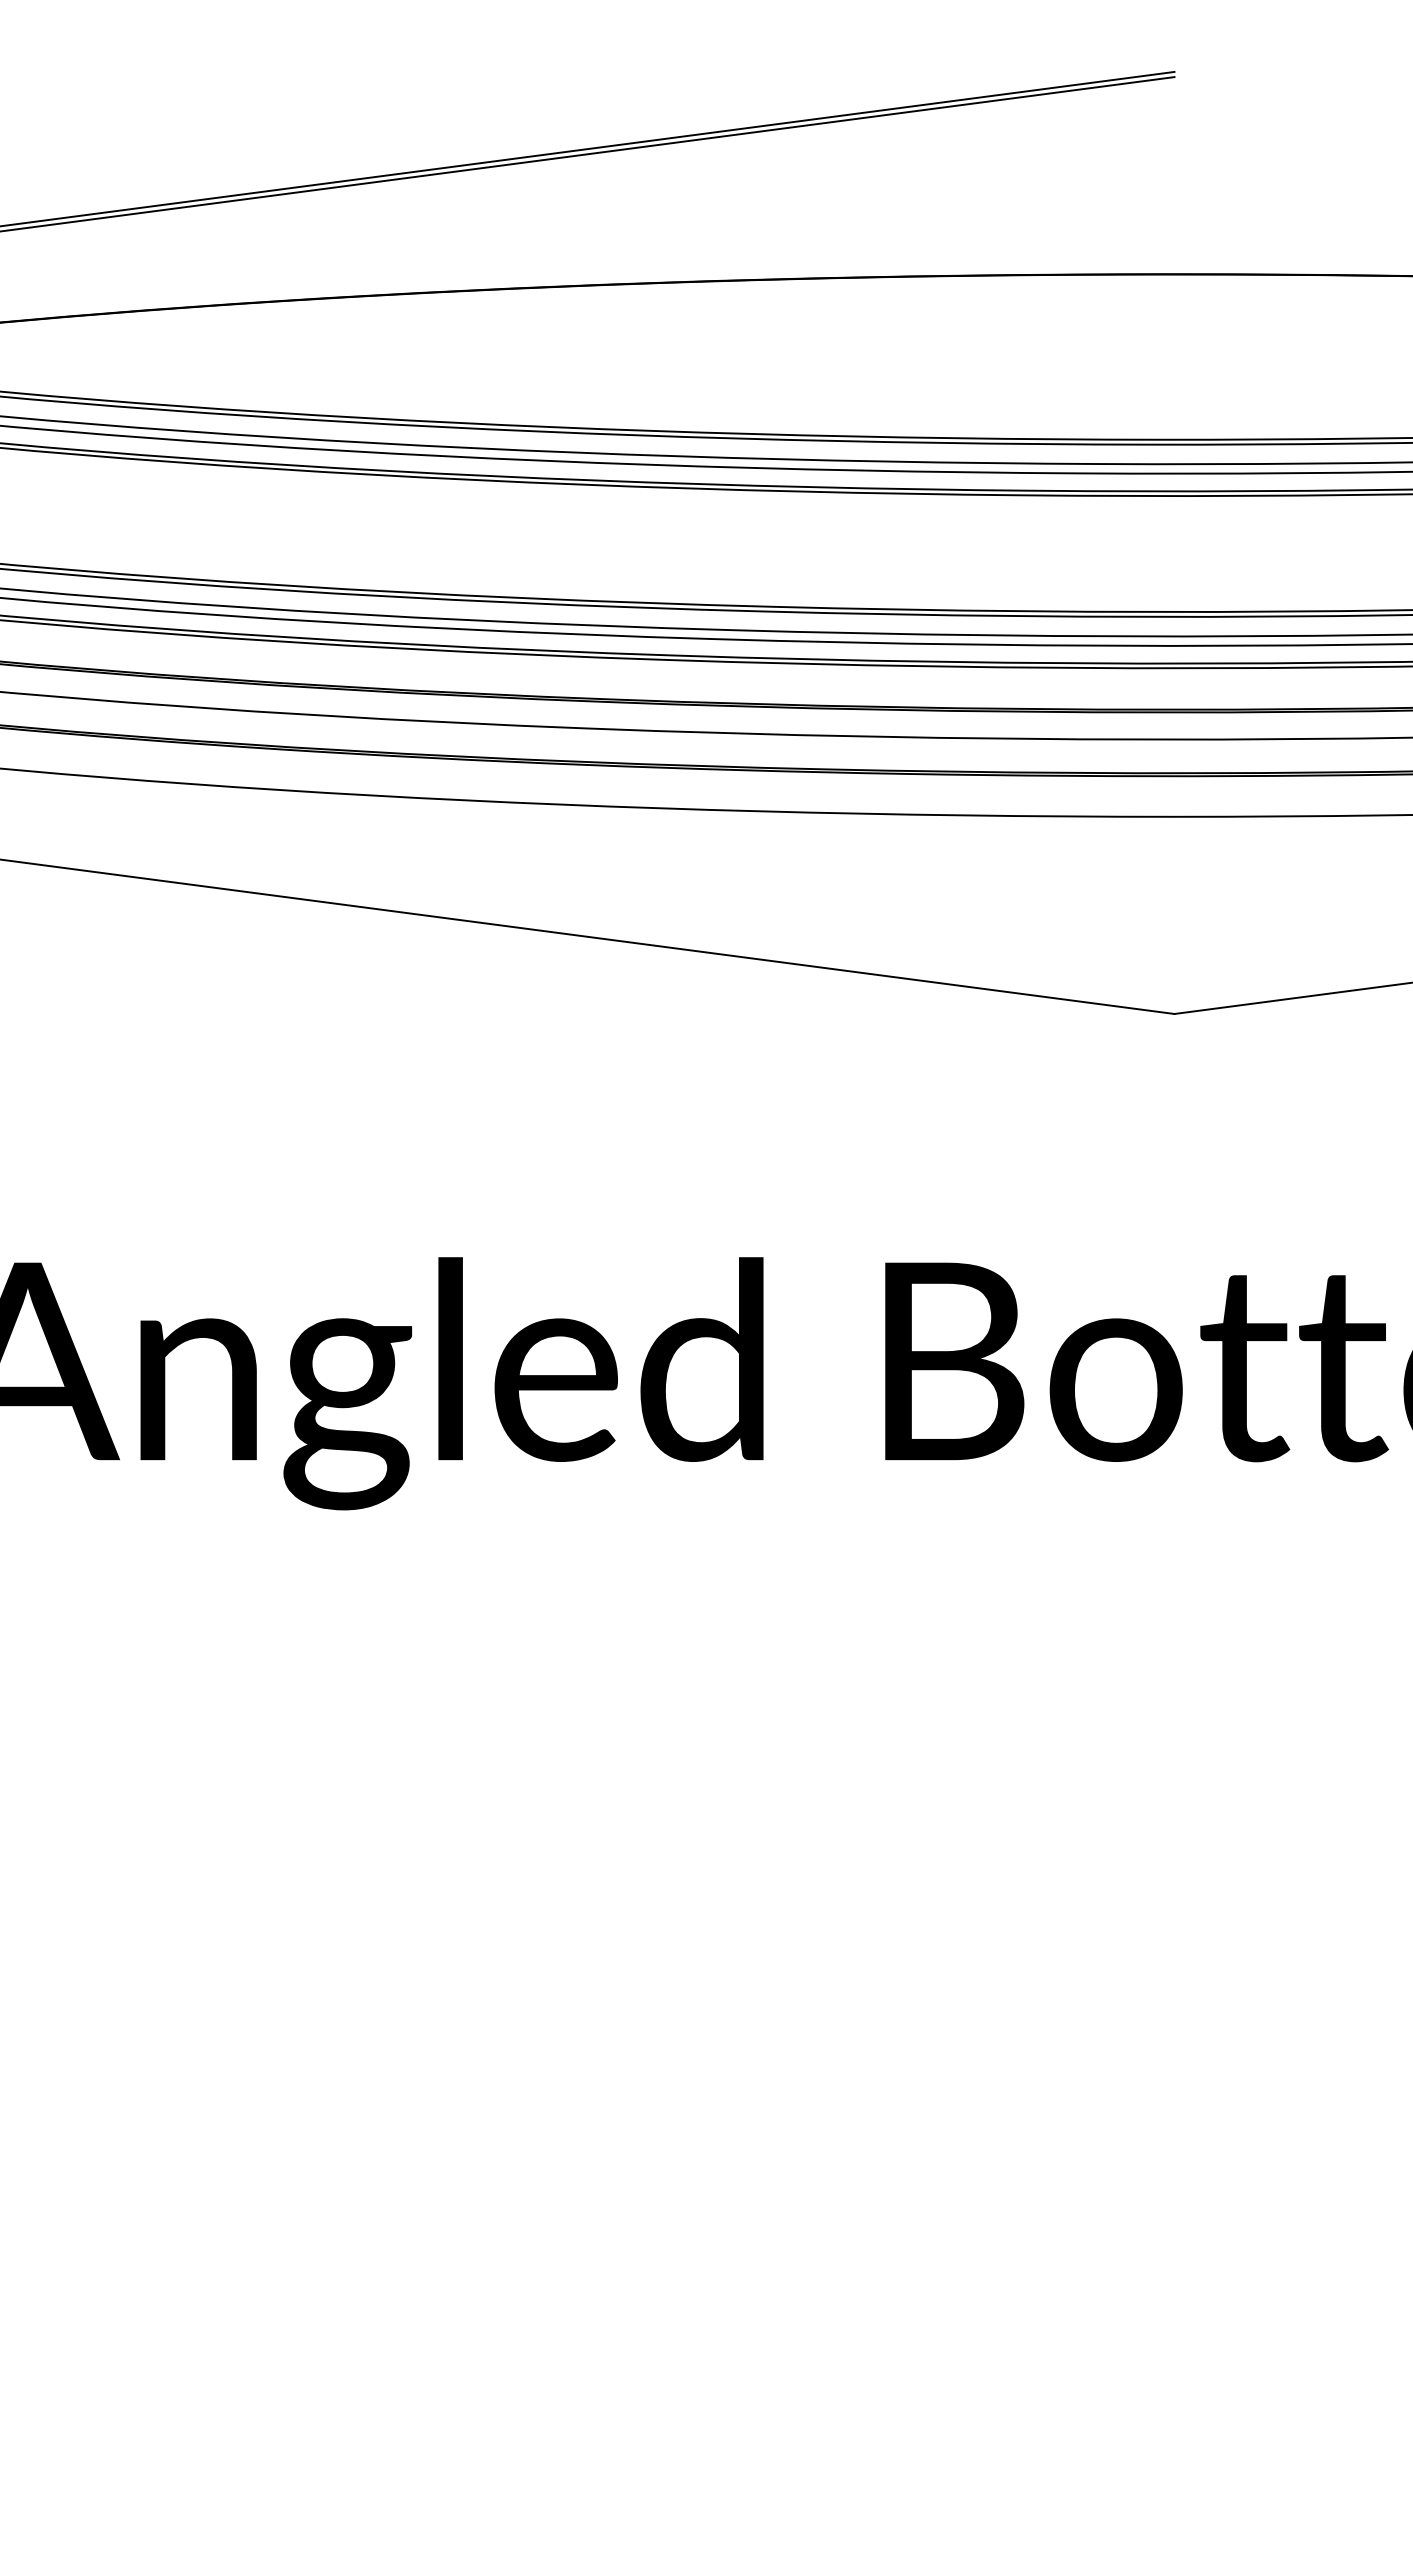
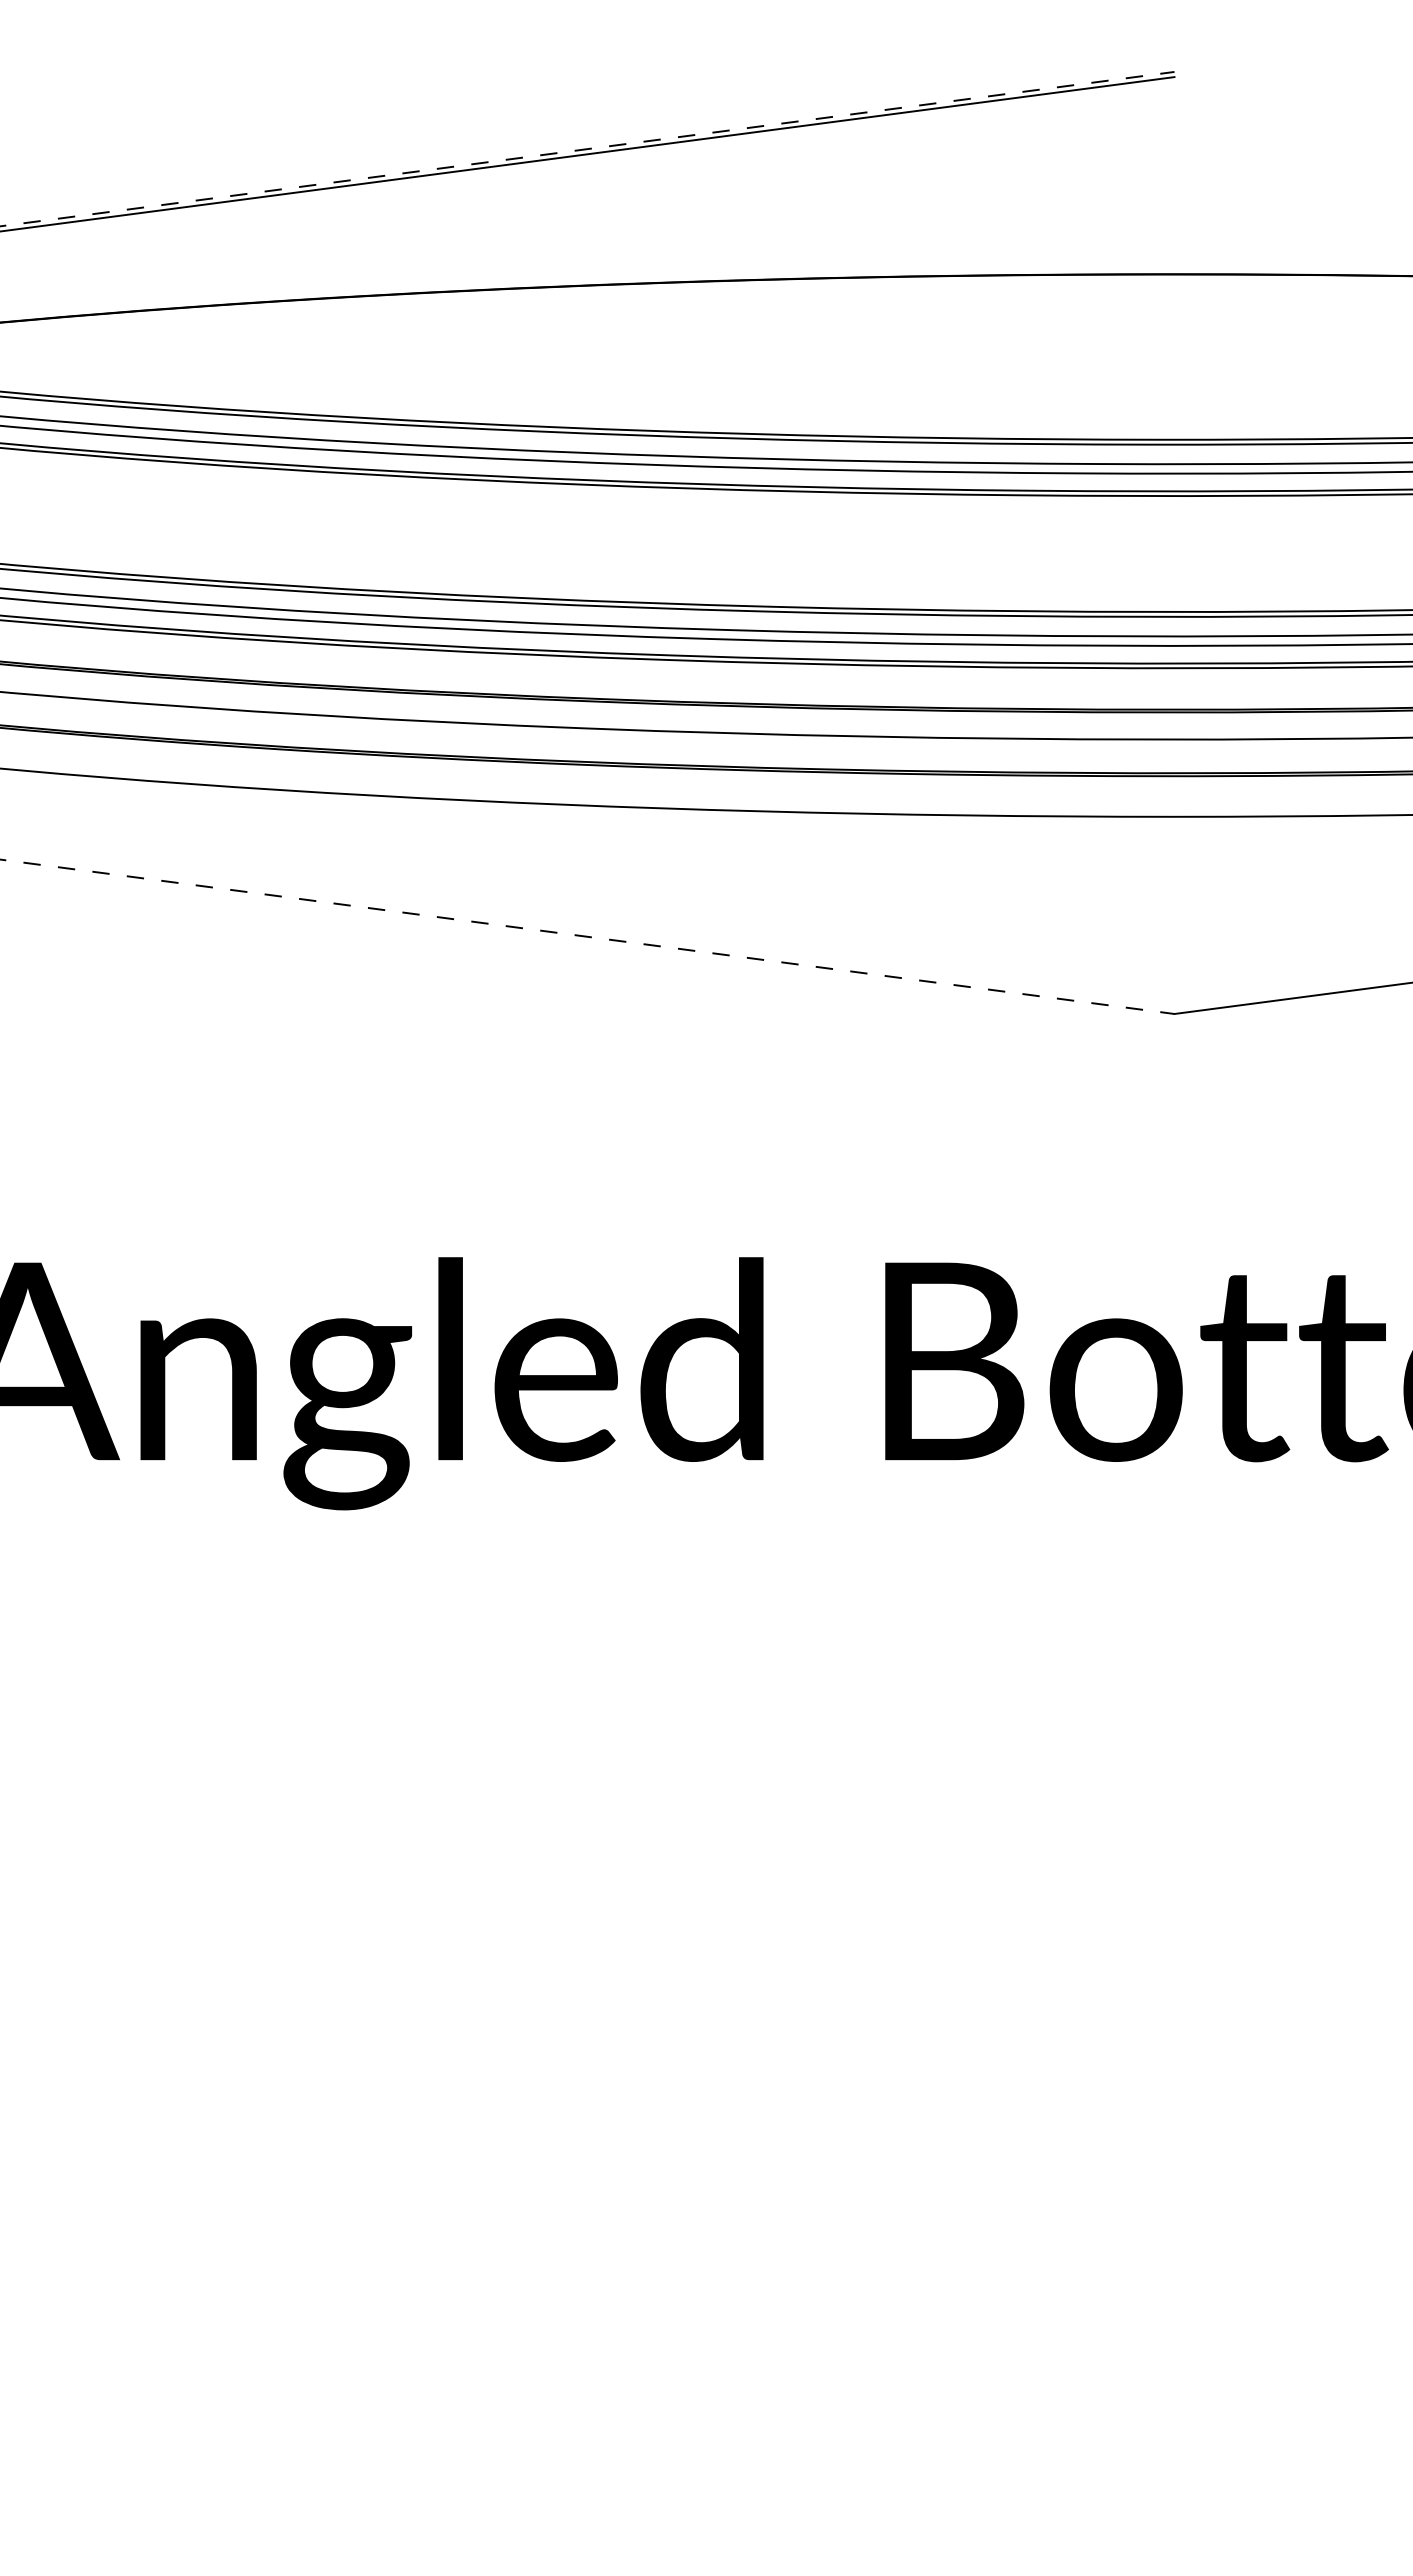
line: solid -> dashed (587, 149)
line: solid -> dashed (587, 936)
